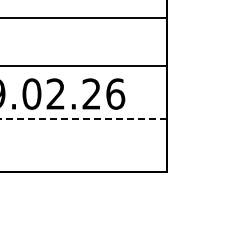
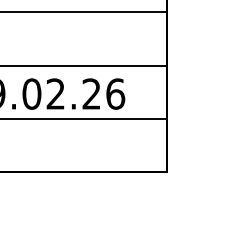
line position: (84, 18) -> (84, 12) (84, 12)
line: dashed -> solid (83, 118)
